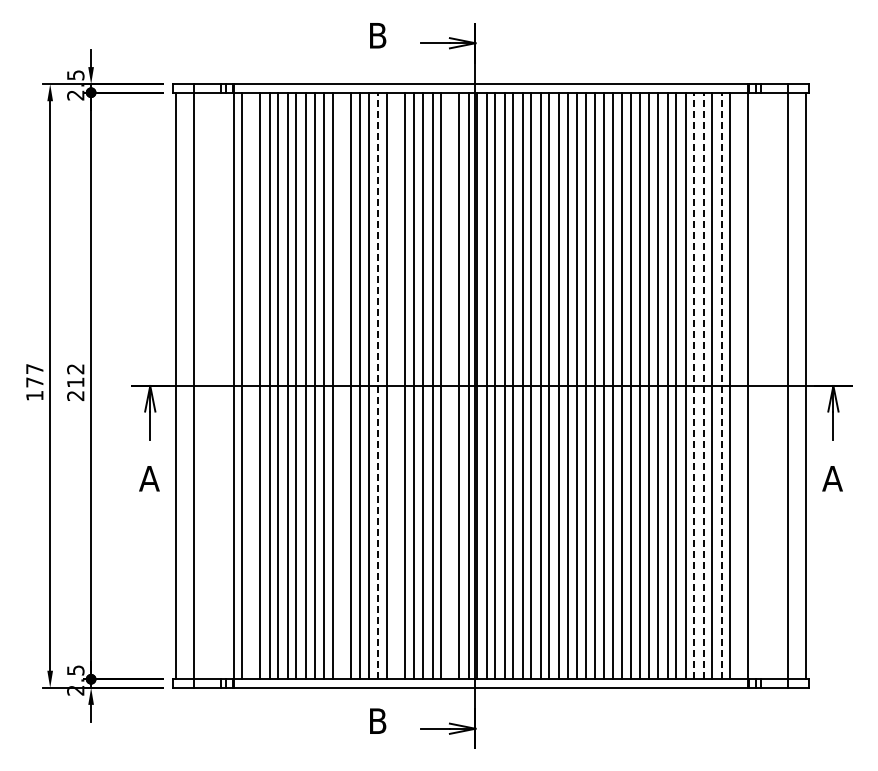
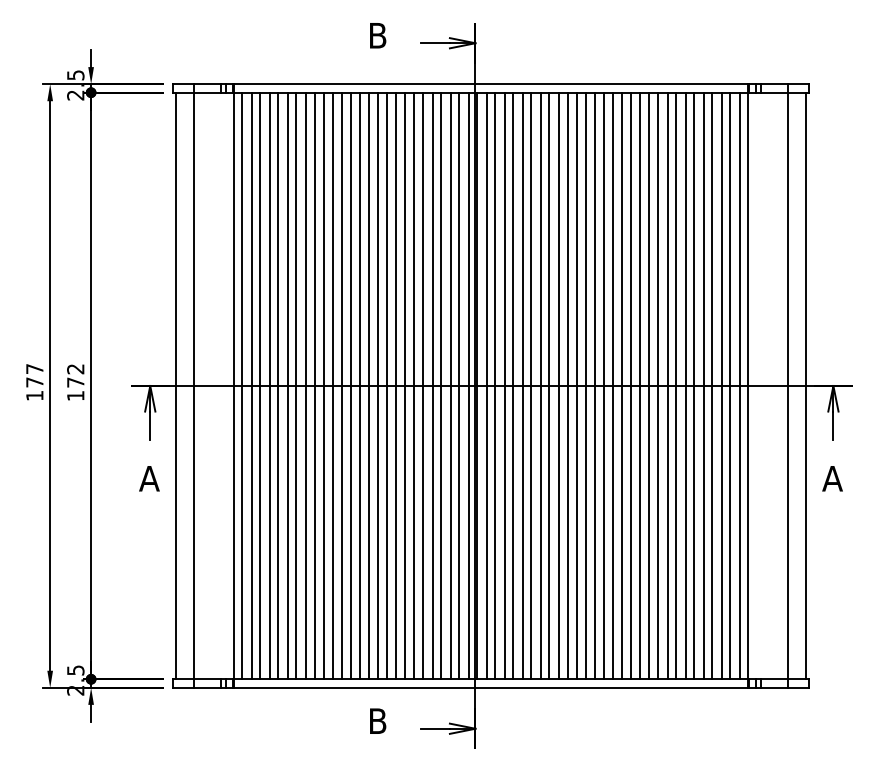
line: none -> present (251, 385)
line: none -> present (342, 385)
line: dashed -> solid (378, 385)
line: none -> present (396, 385)
line: none -> present (450, 385)
line: dashed -> solid (694, 385)
line: dashed -> solid (703, 385)
line: dashed -> solid (721, 385)
line: none -> present (739, 385)
text: 212 -> 172 (75, 389)
